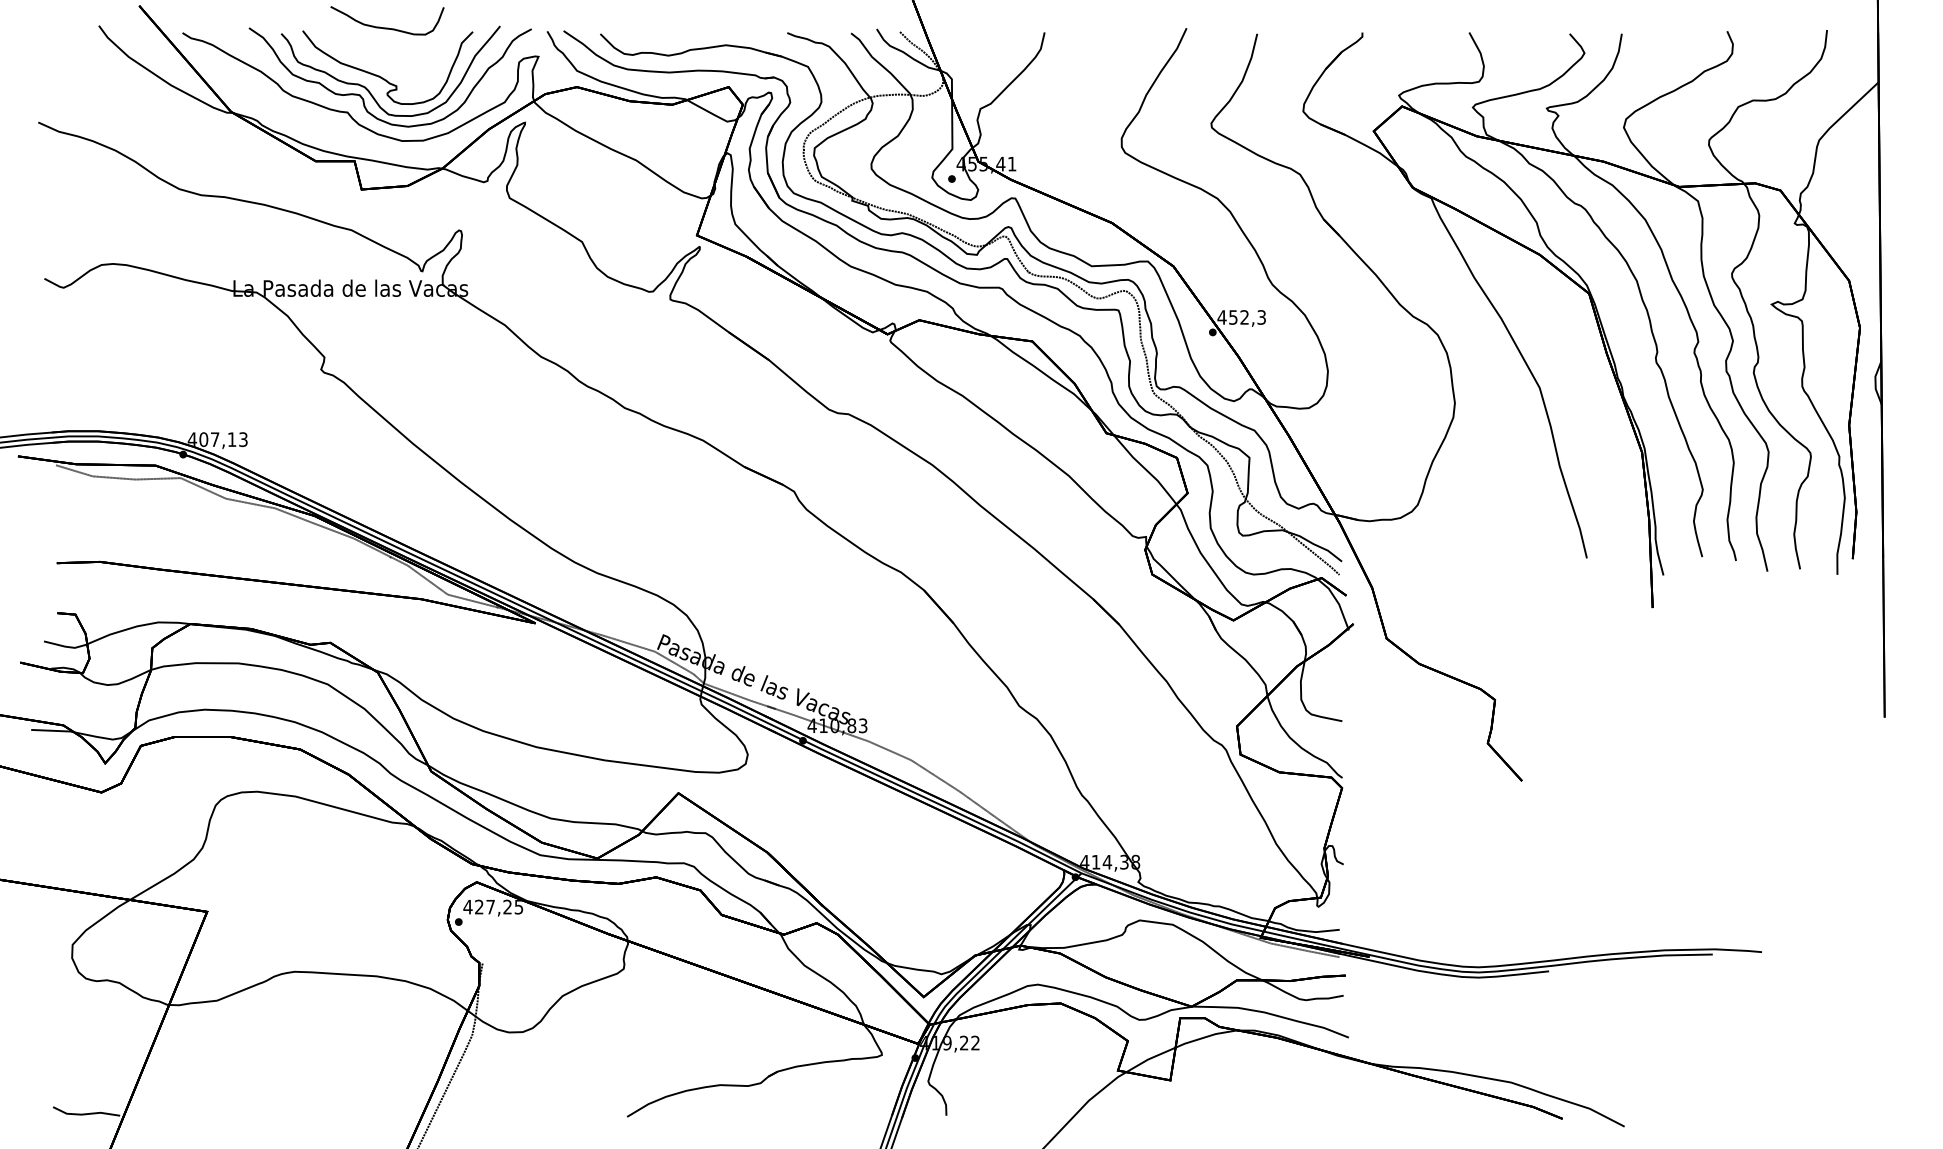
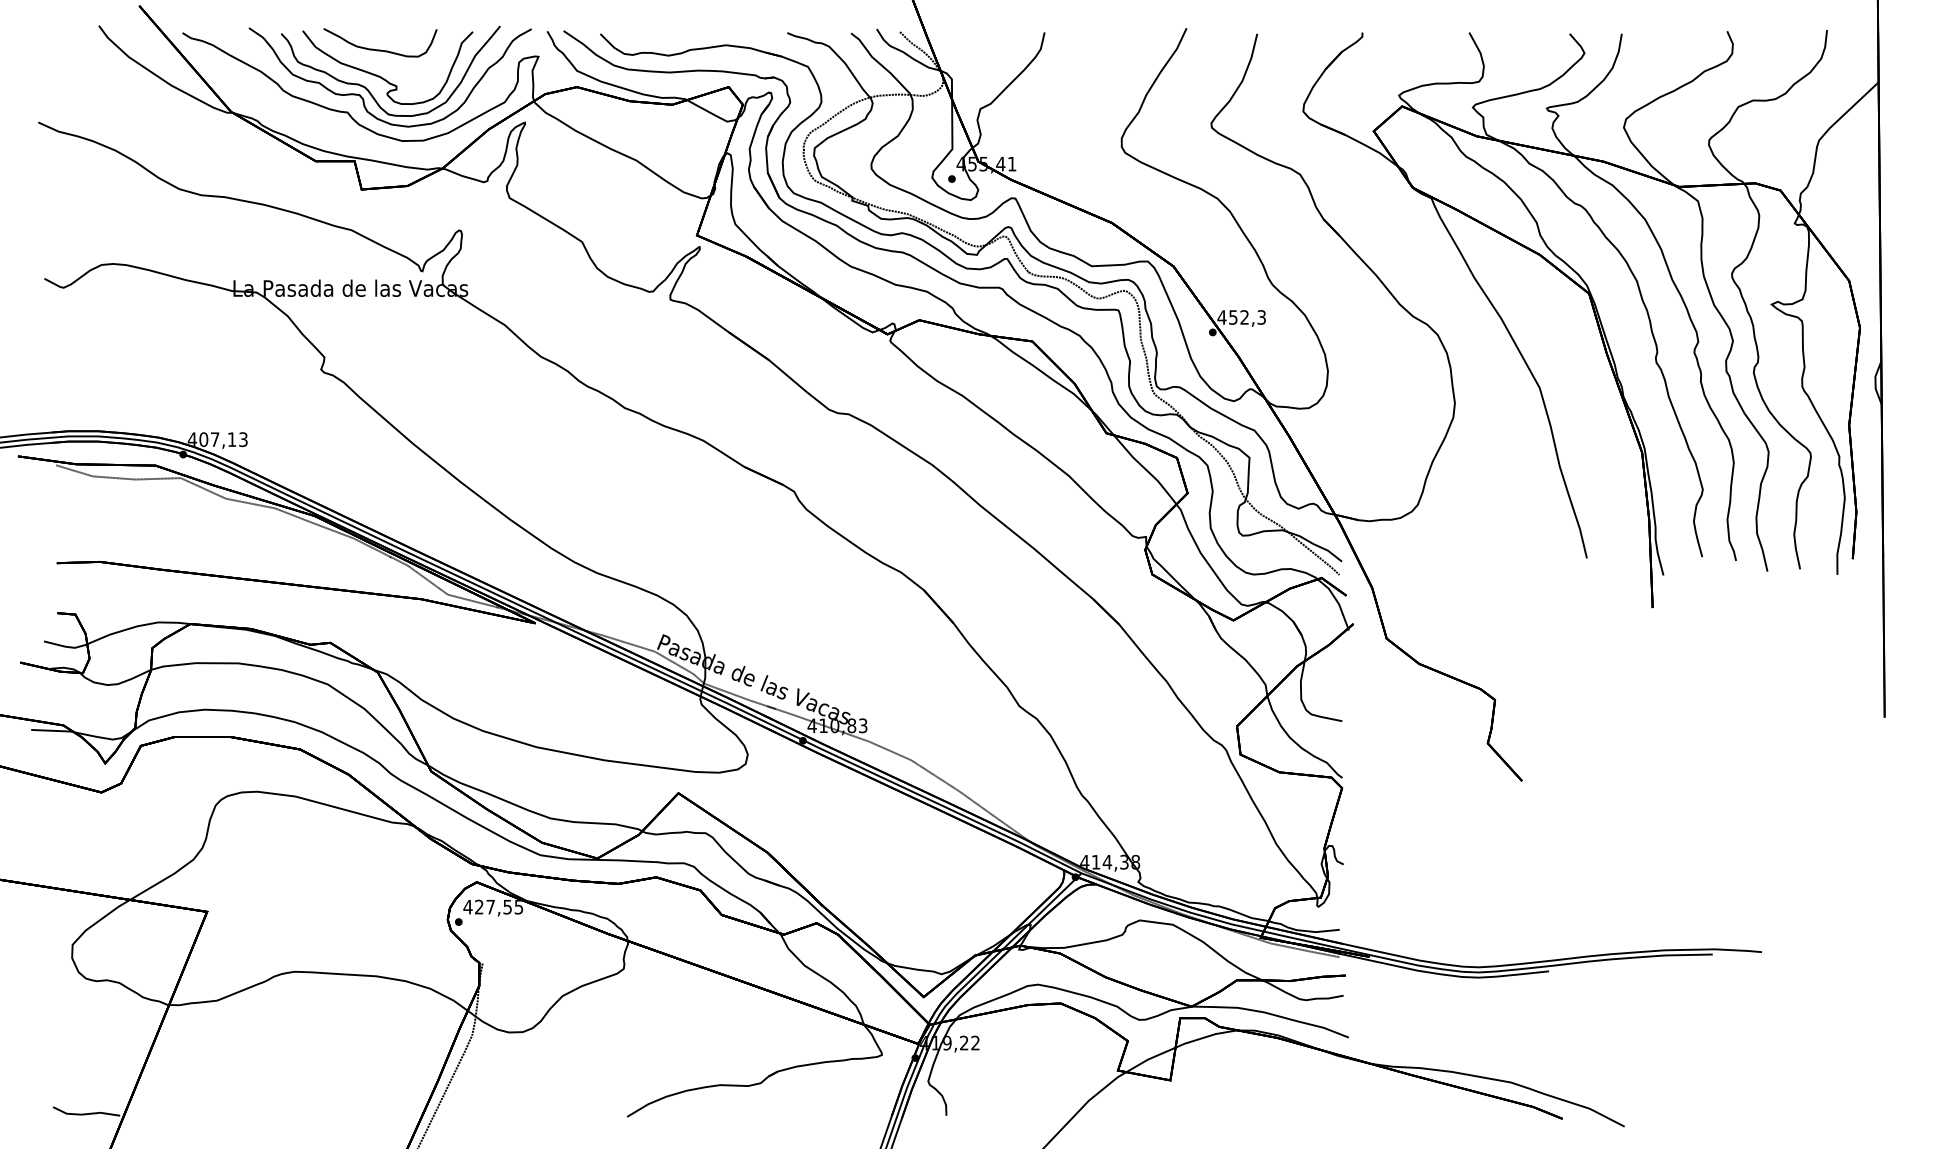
curve position: (387, 27) -> (380, 49) (380, 49)
text: 427,25 -> 427,55 (507, 906)
